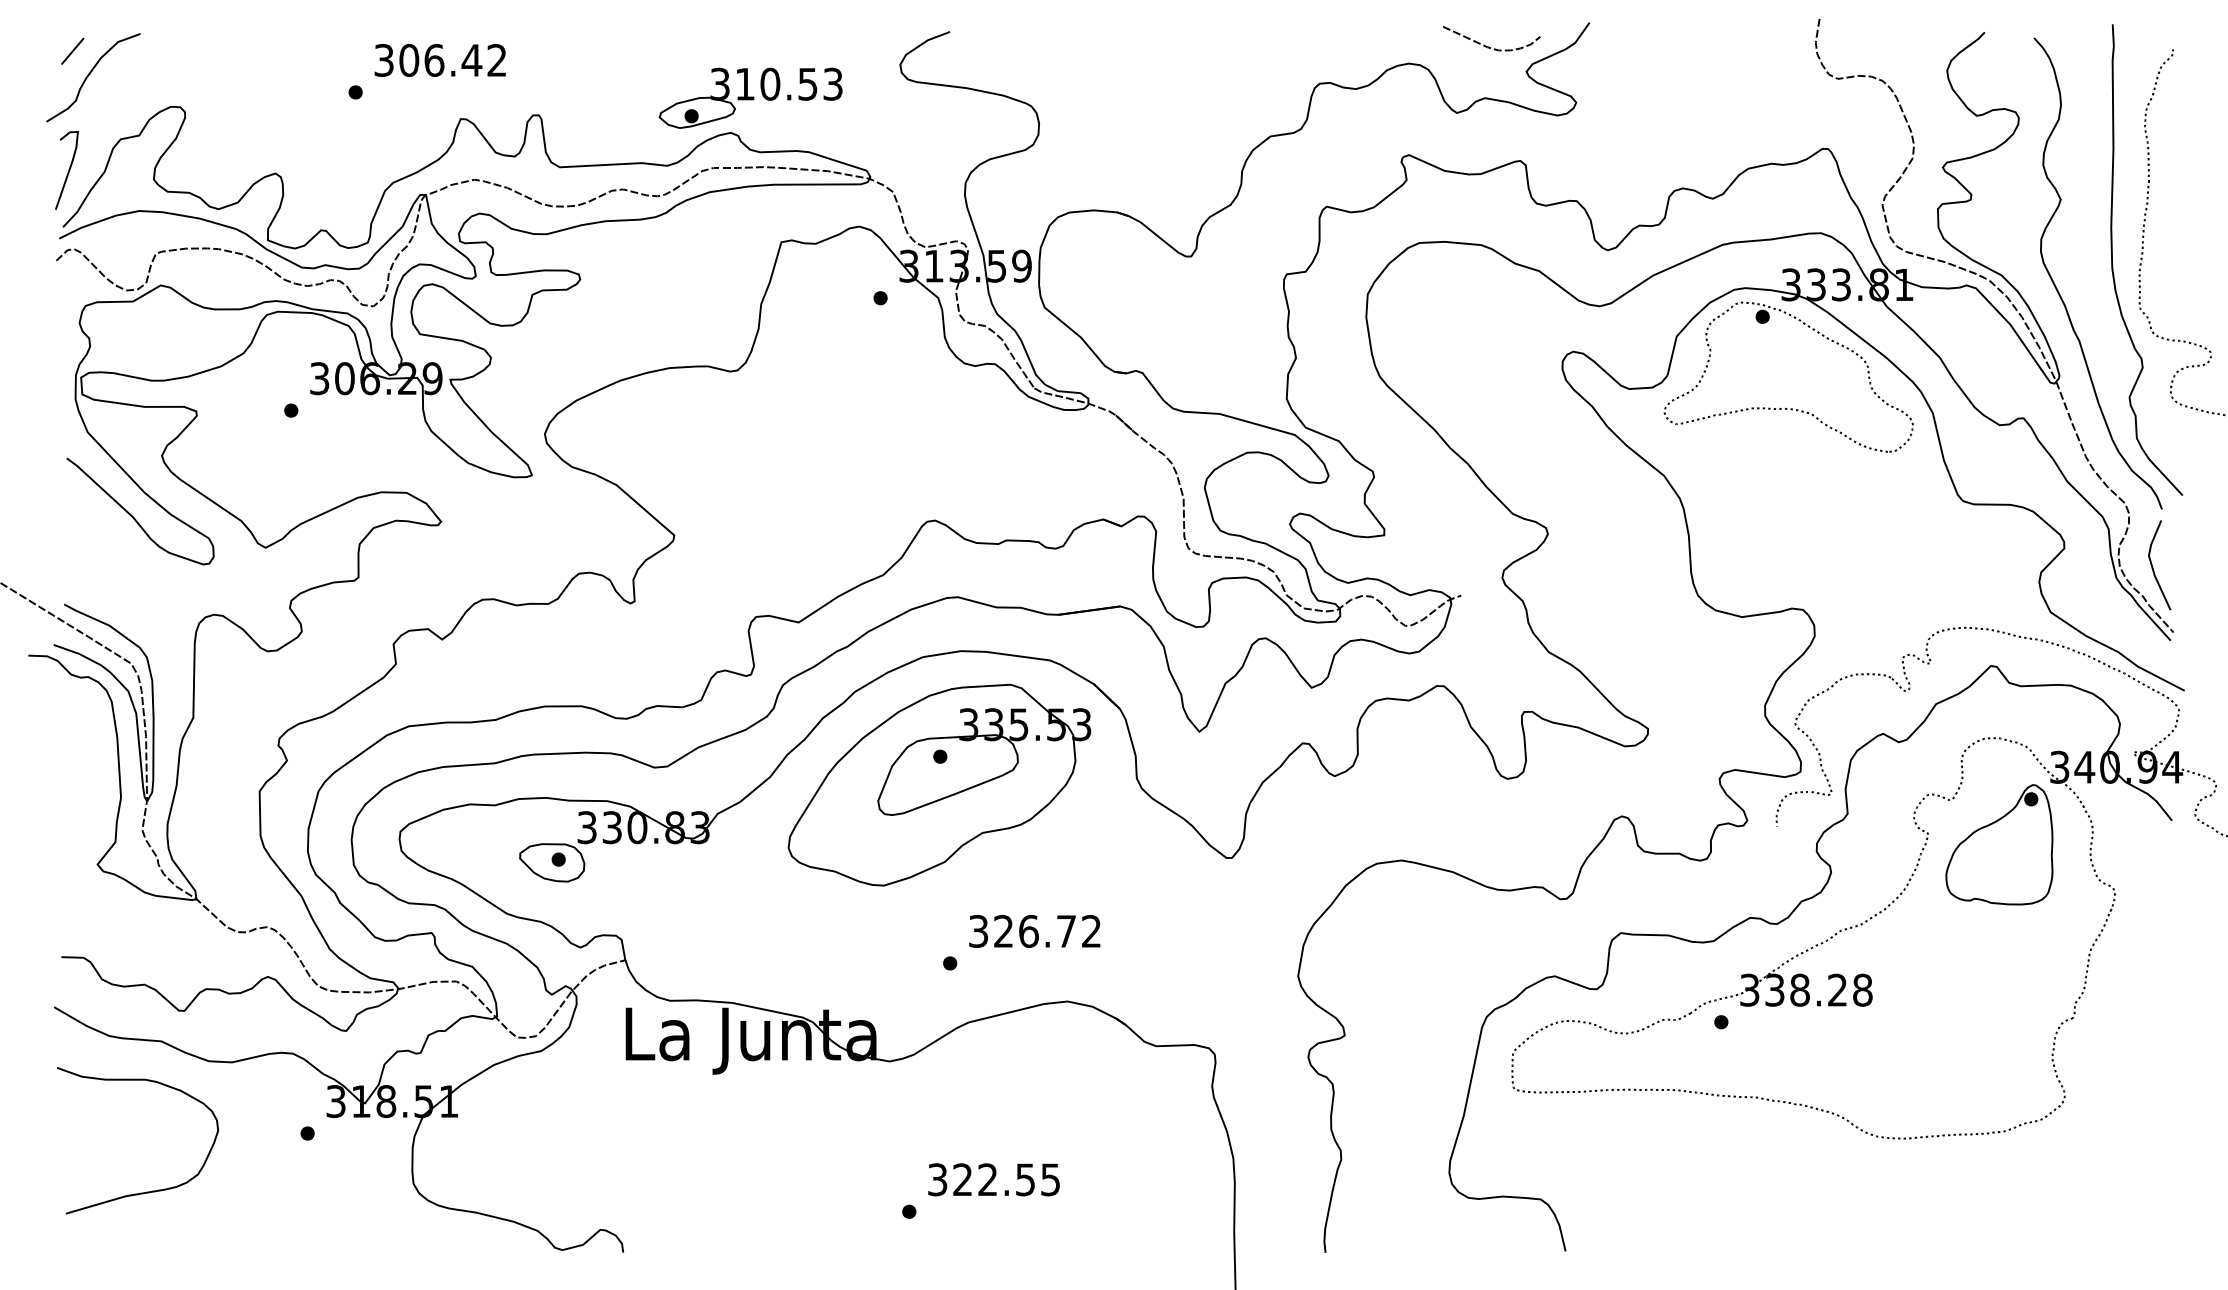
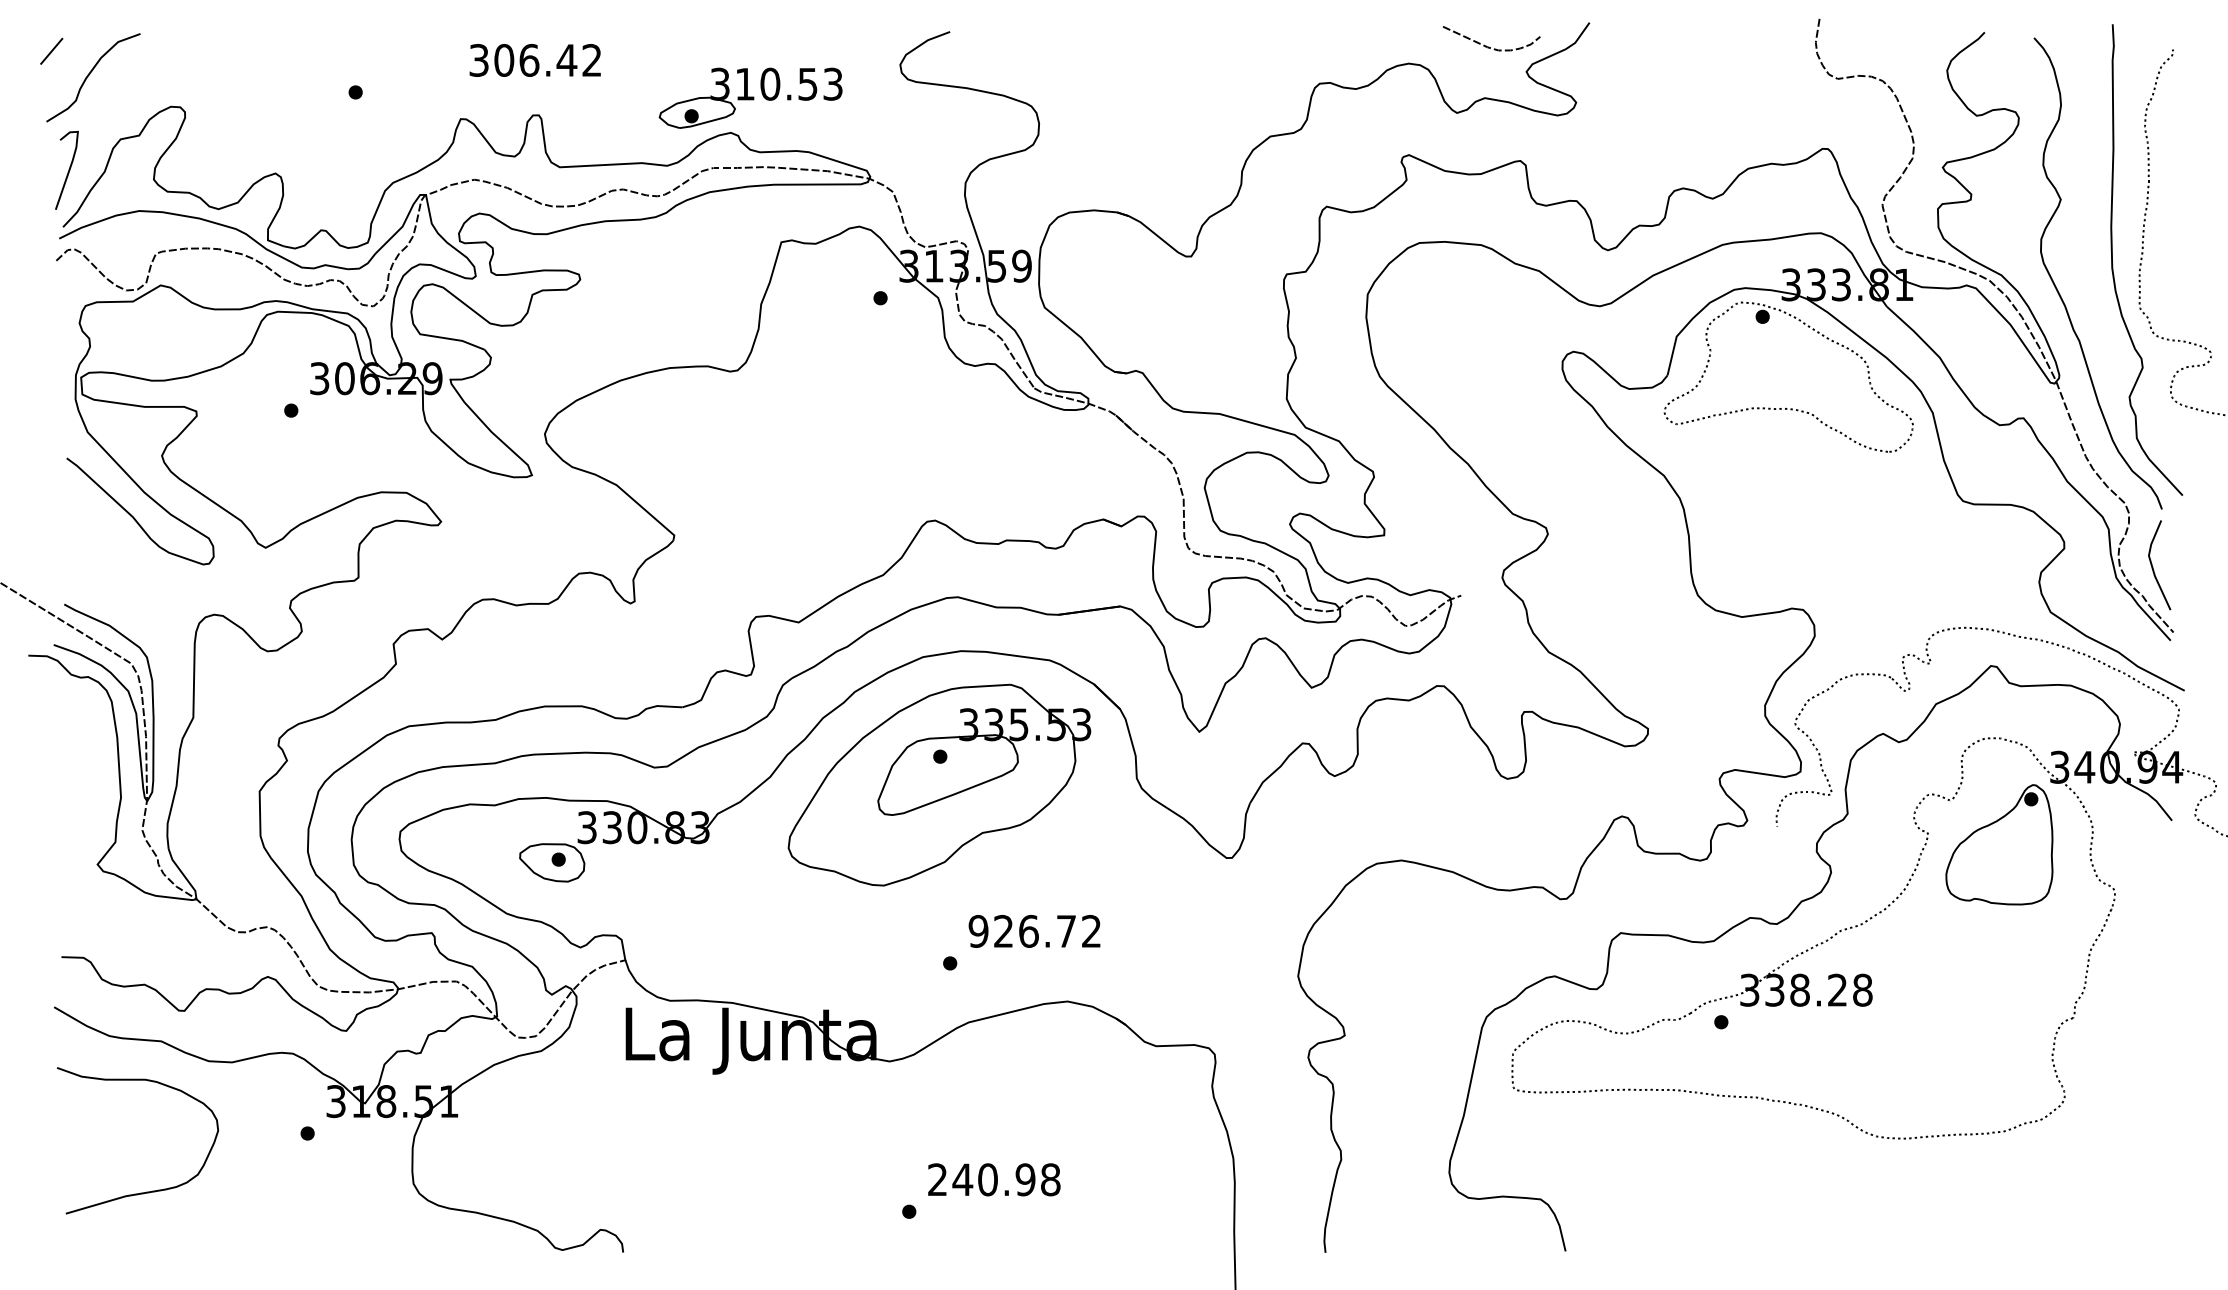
line position: (72, 50) -> (51, 50) (51, 50)
text position: (439, 60) -> (534, 60) (534, 60)
text: 326.72 -> 926.72 (978, 931)
text: 322.55 -> 240.98 (994, 1179)
